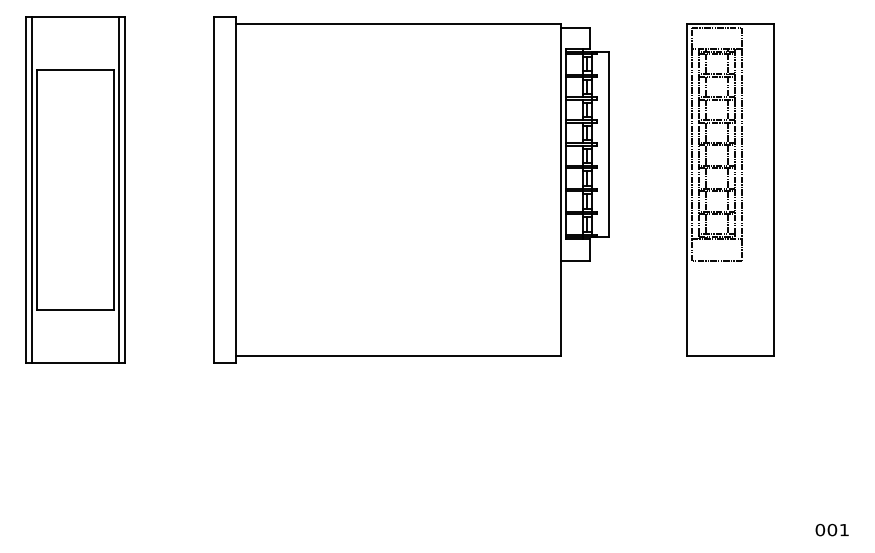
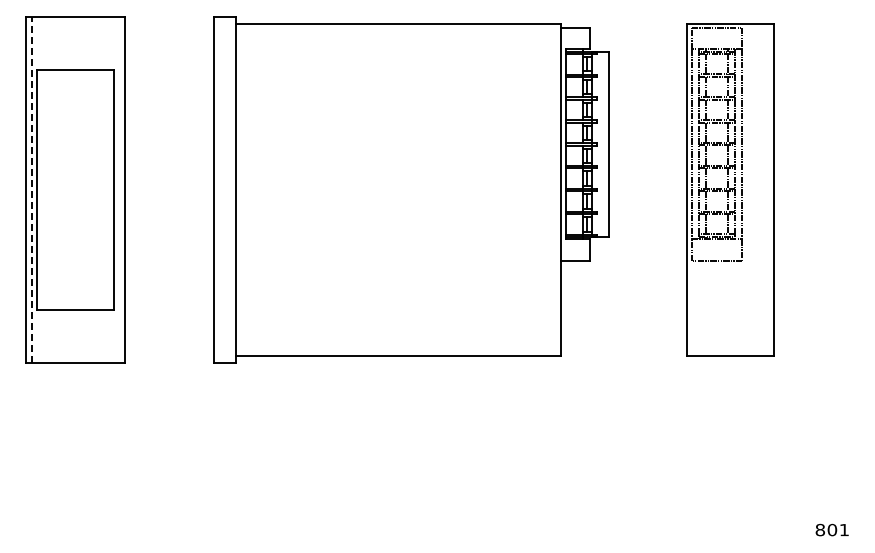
line: solid -> dashed (32, 189)
line: present -> none (118, 189)
text: 001 -> 801 (820, 529)
